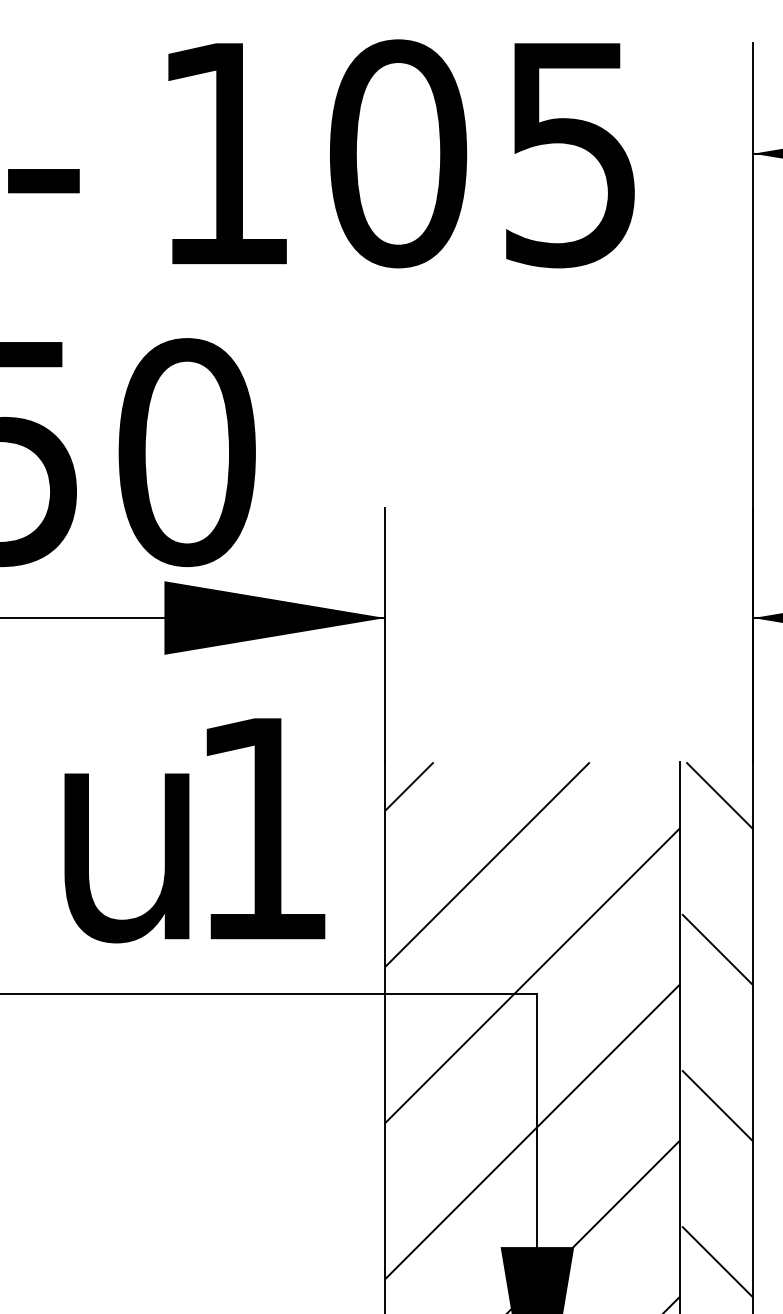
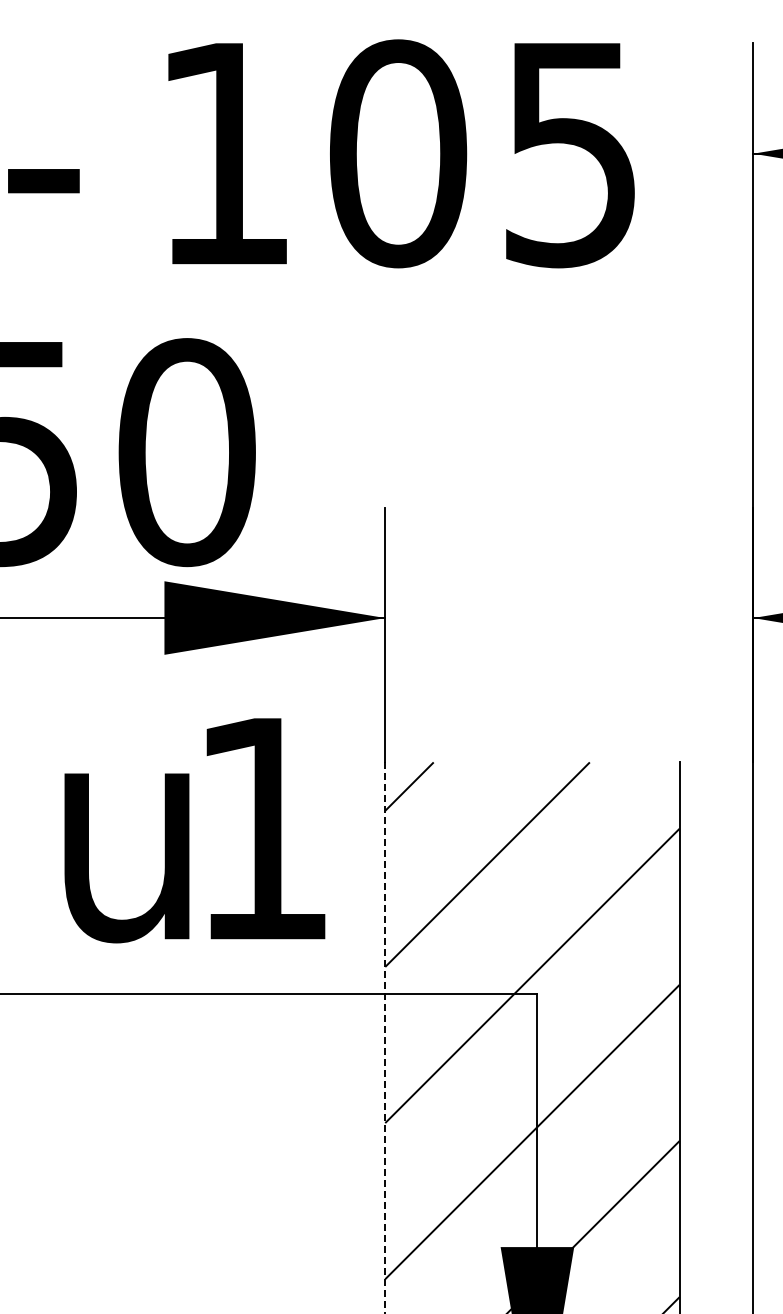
hatch: present -> none (717, 1029)
line: solid -> dashed (385, 1038)
